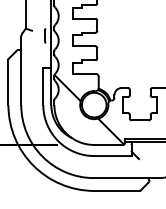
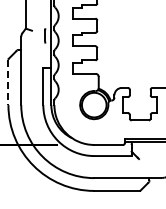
line: solid -> dashed (8, 82)
hatch: present -> none (89, 109)
